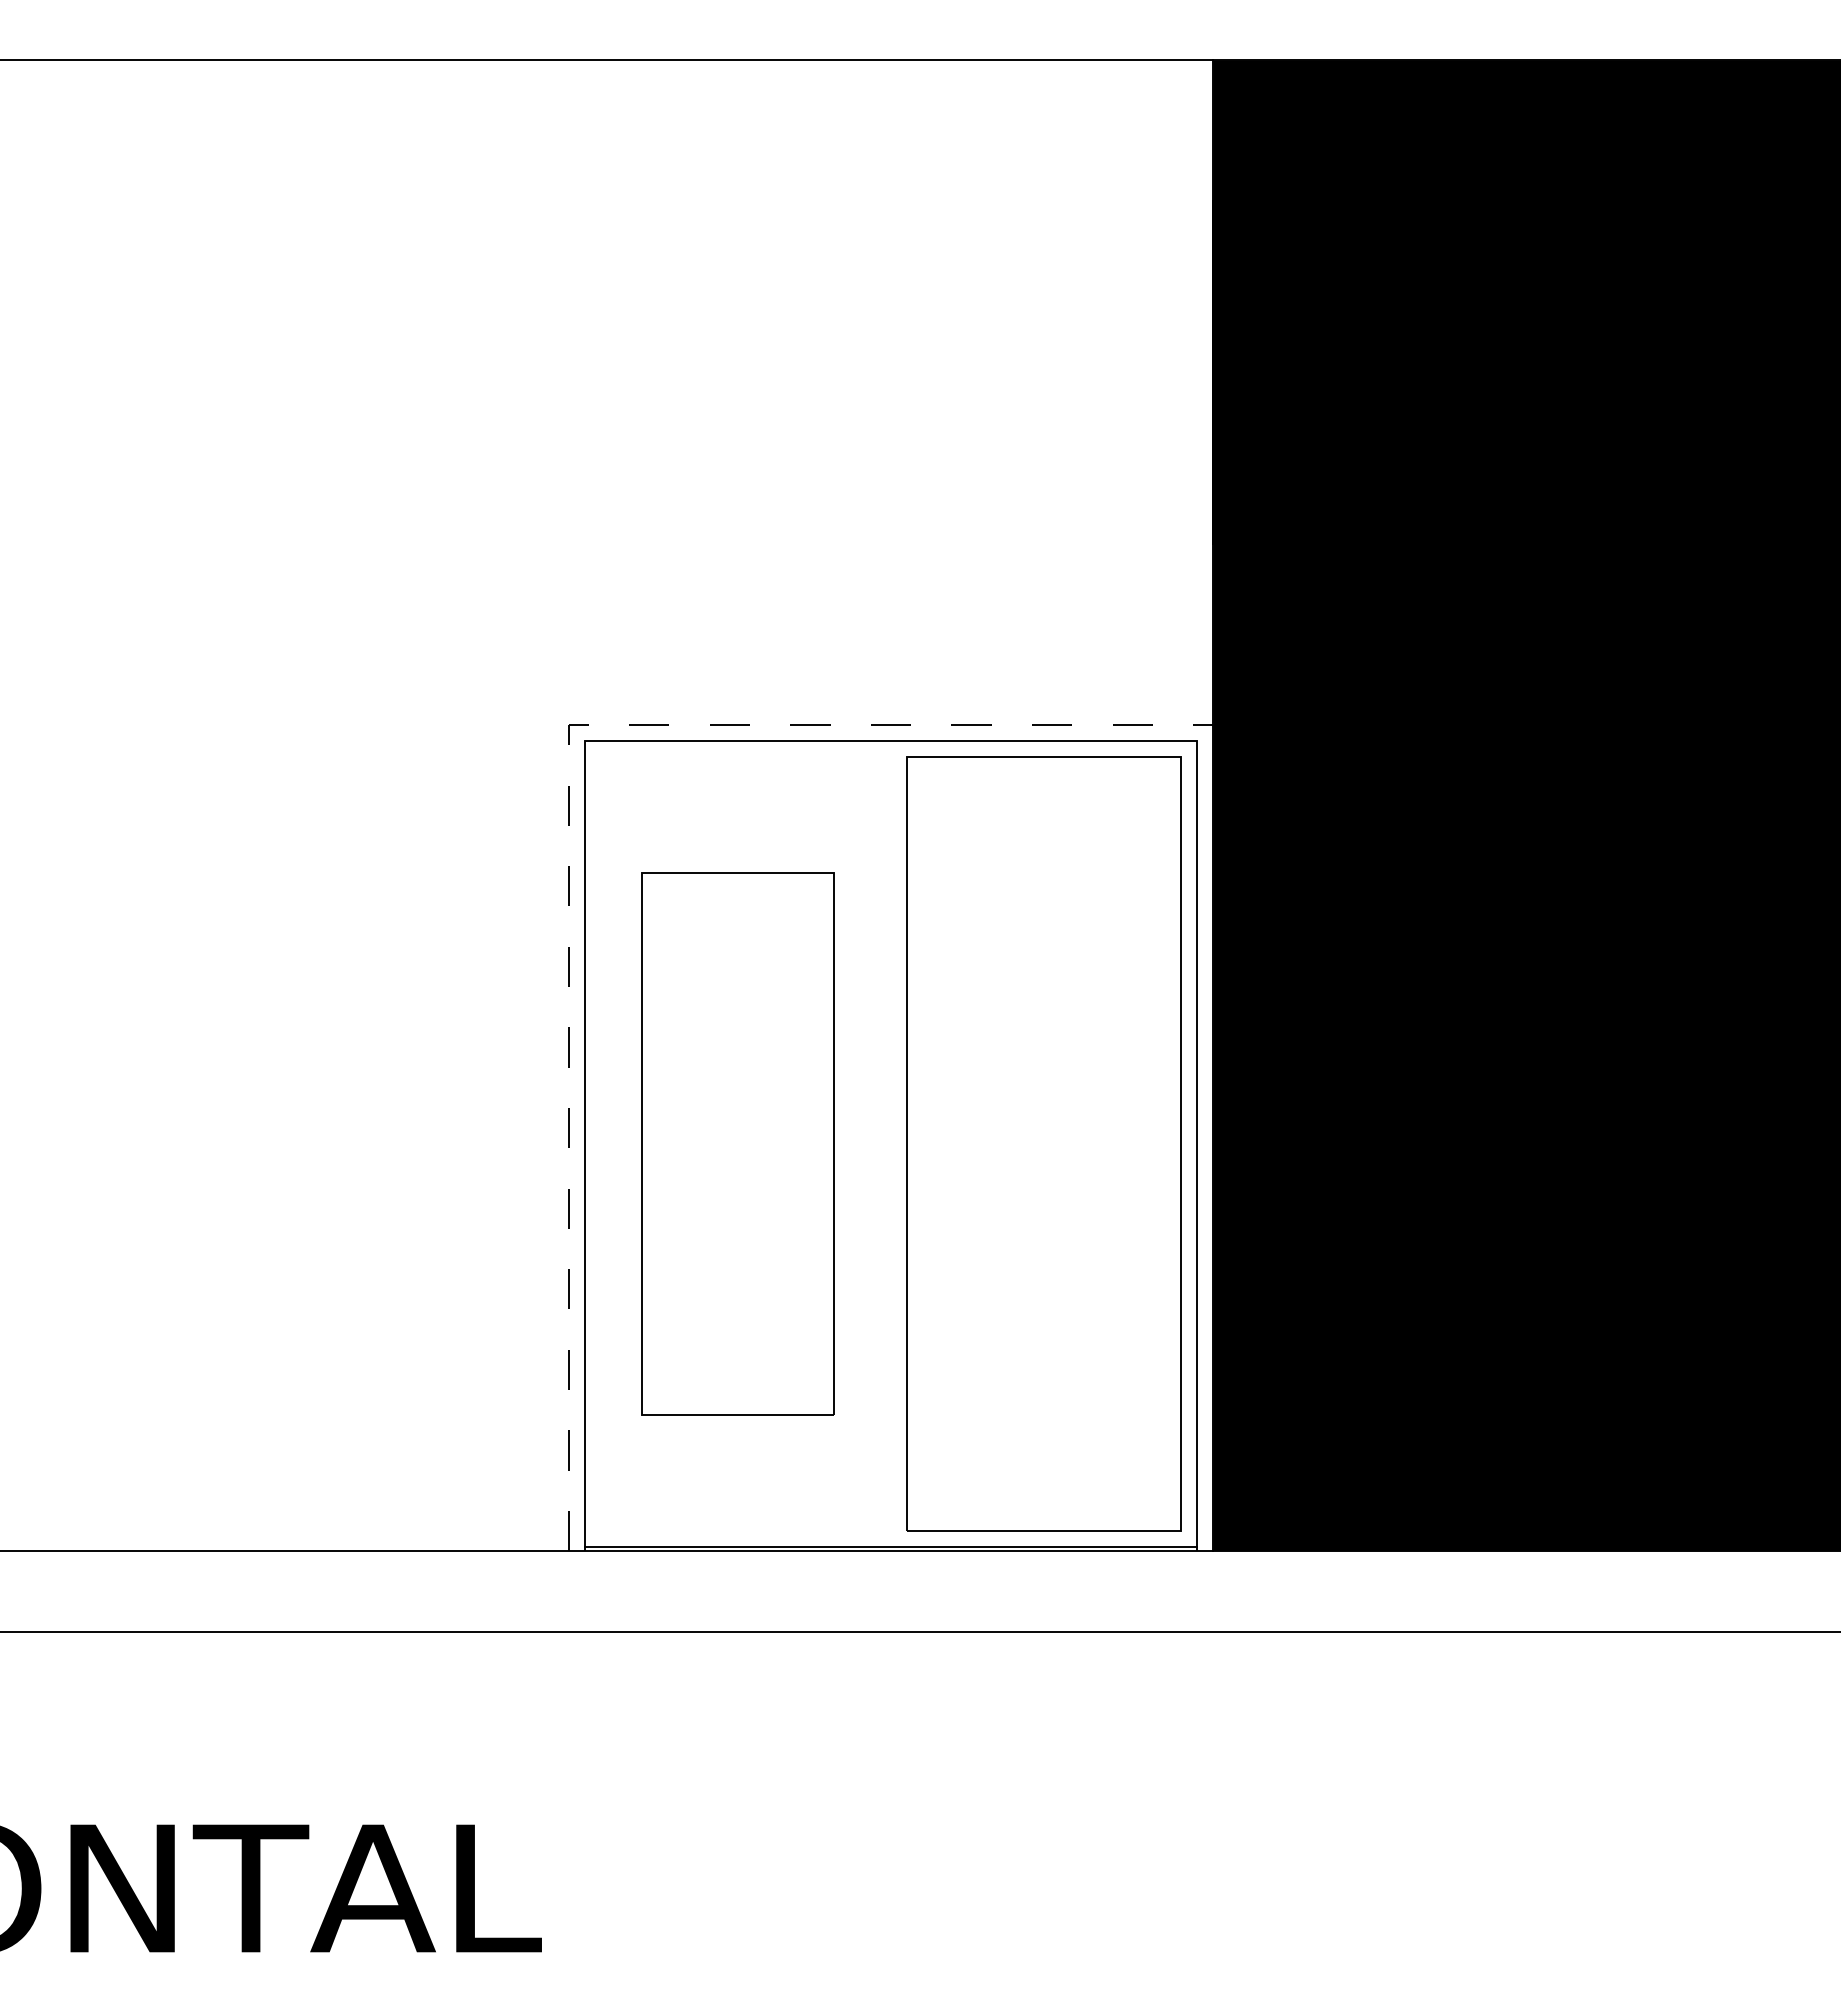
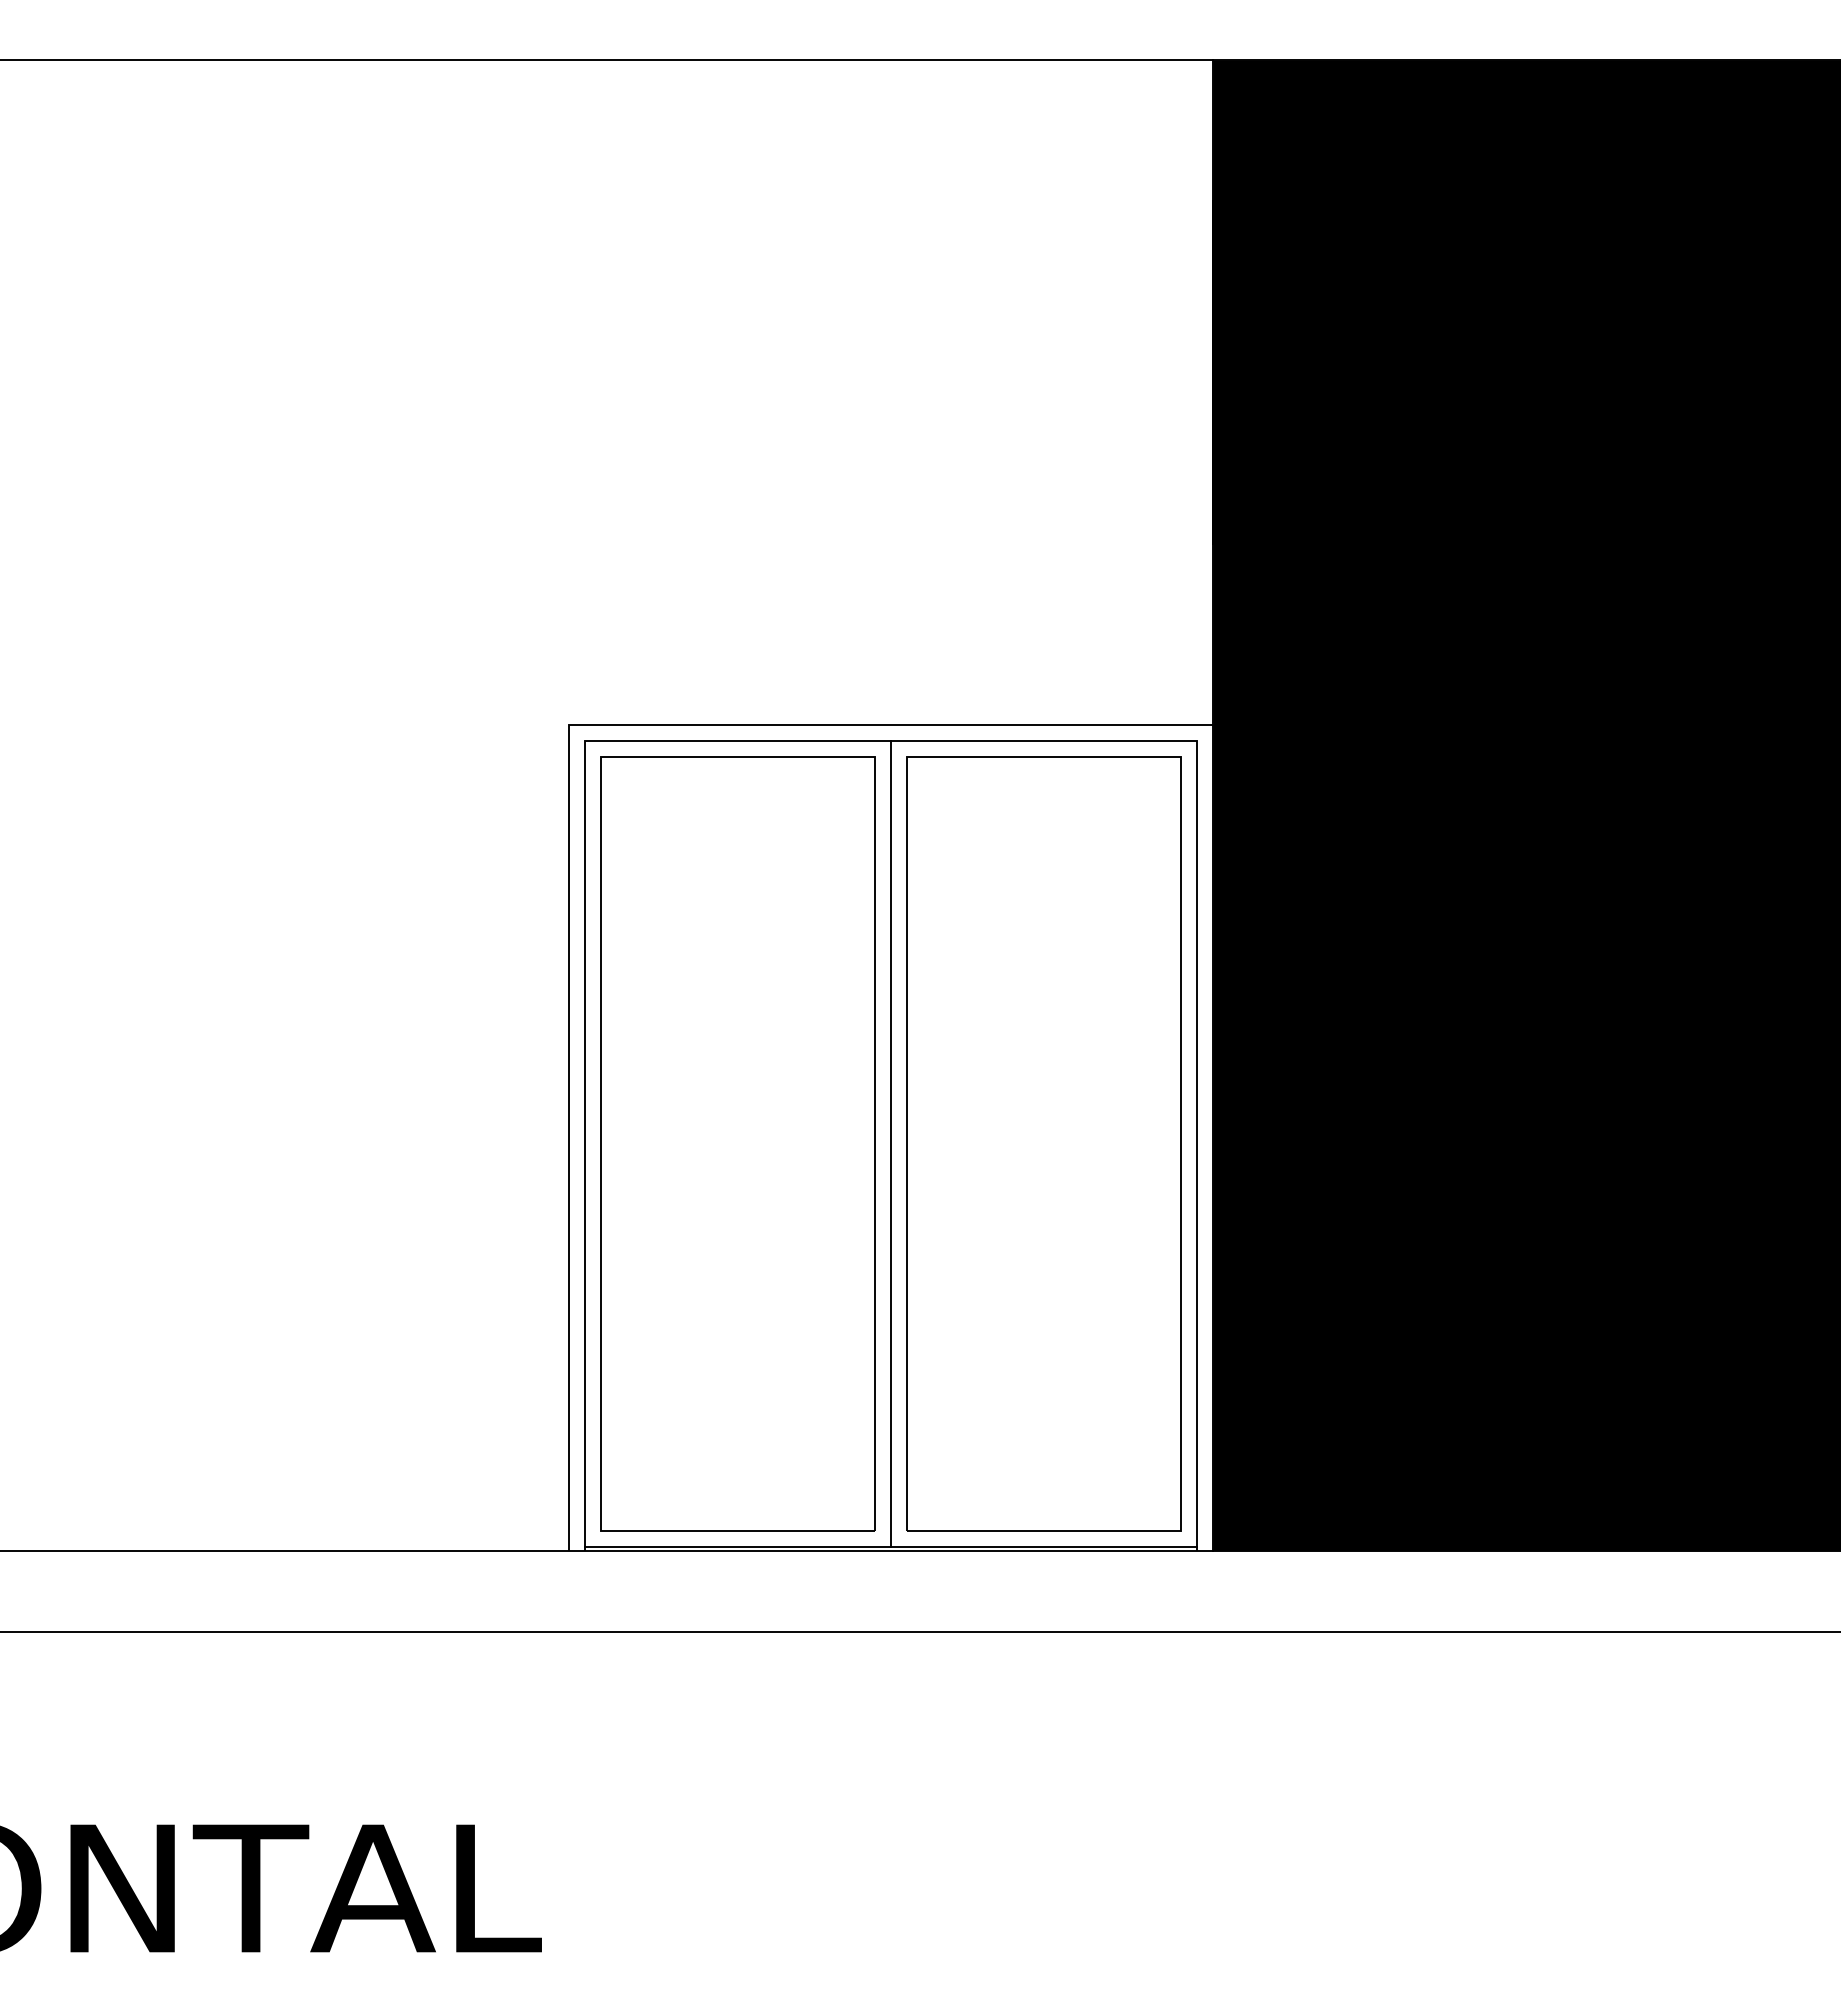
line: dashed -> solid (568, 815)
part size: 194x544 px -> 276x776 px (737, 1143)
line: none -> present (891, 1144)
